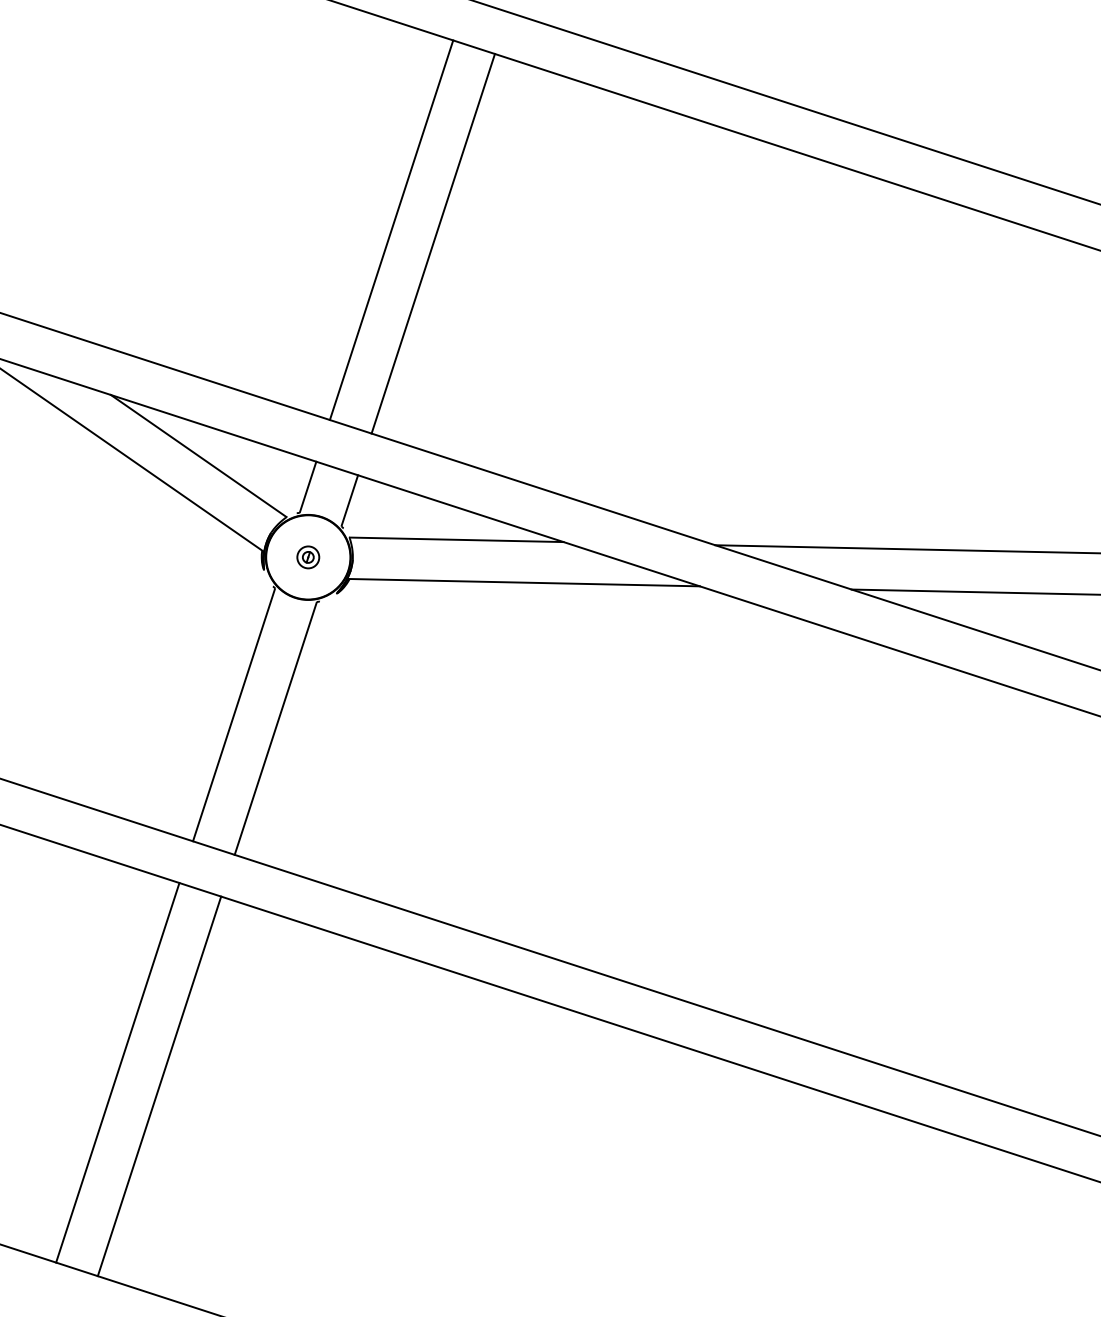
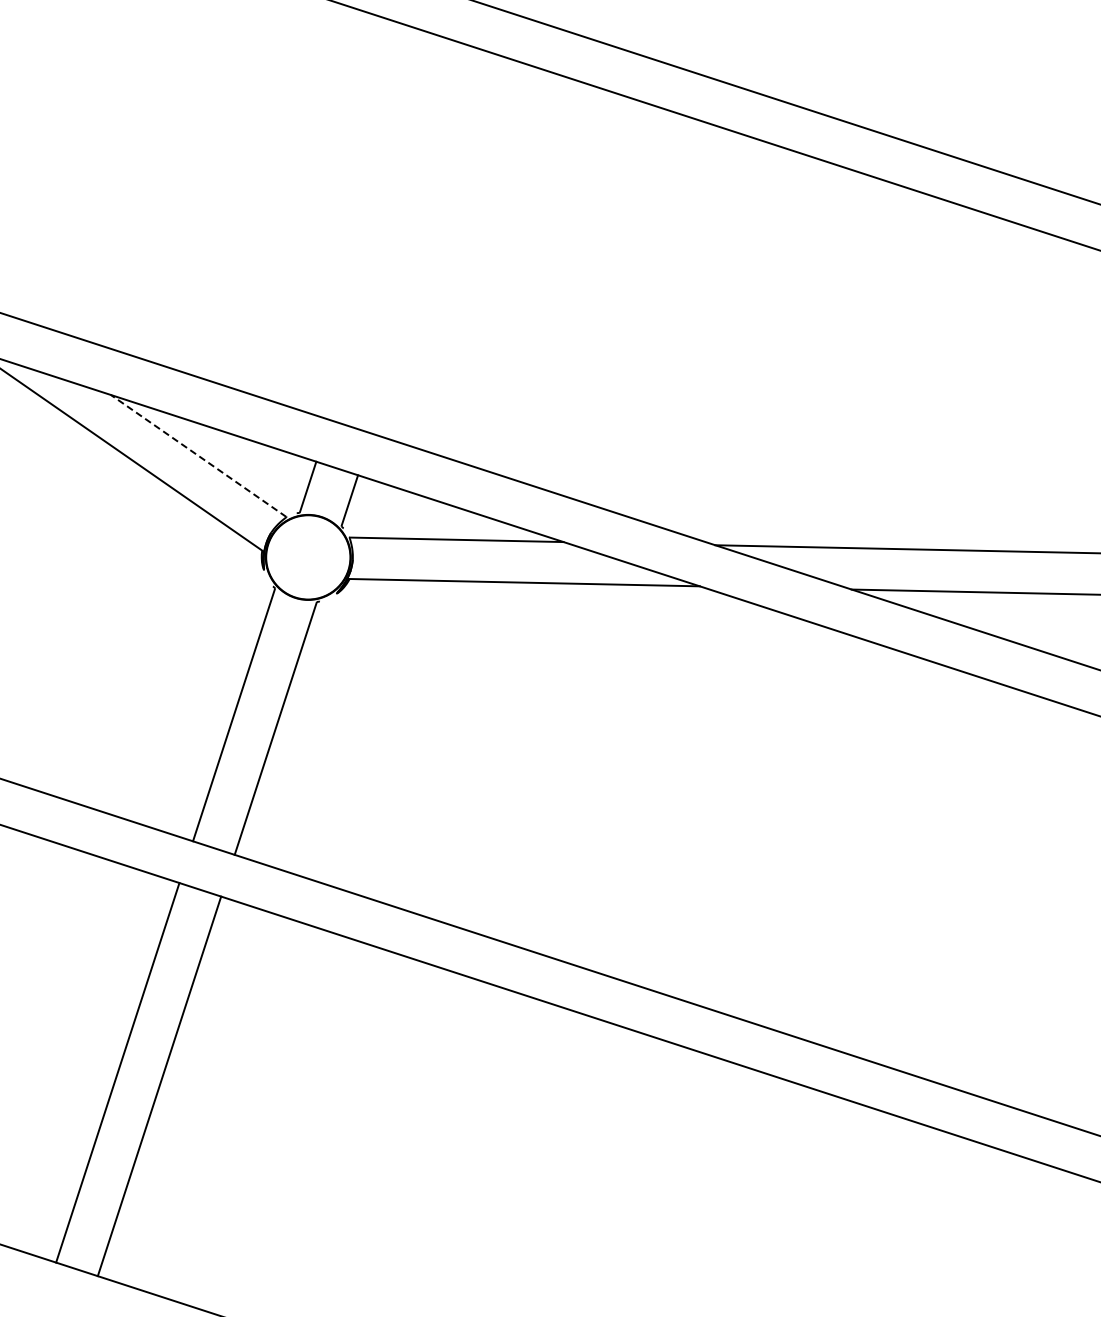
line: present -> none (391, 230)
line: present -> none (432, 243)
line: solid -> dashed (198, 455)
part: present -> none (308, 557)
